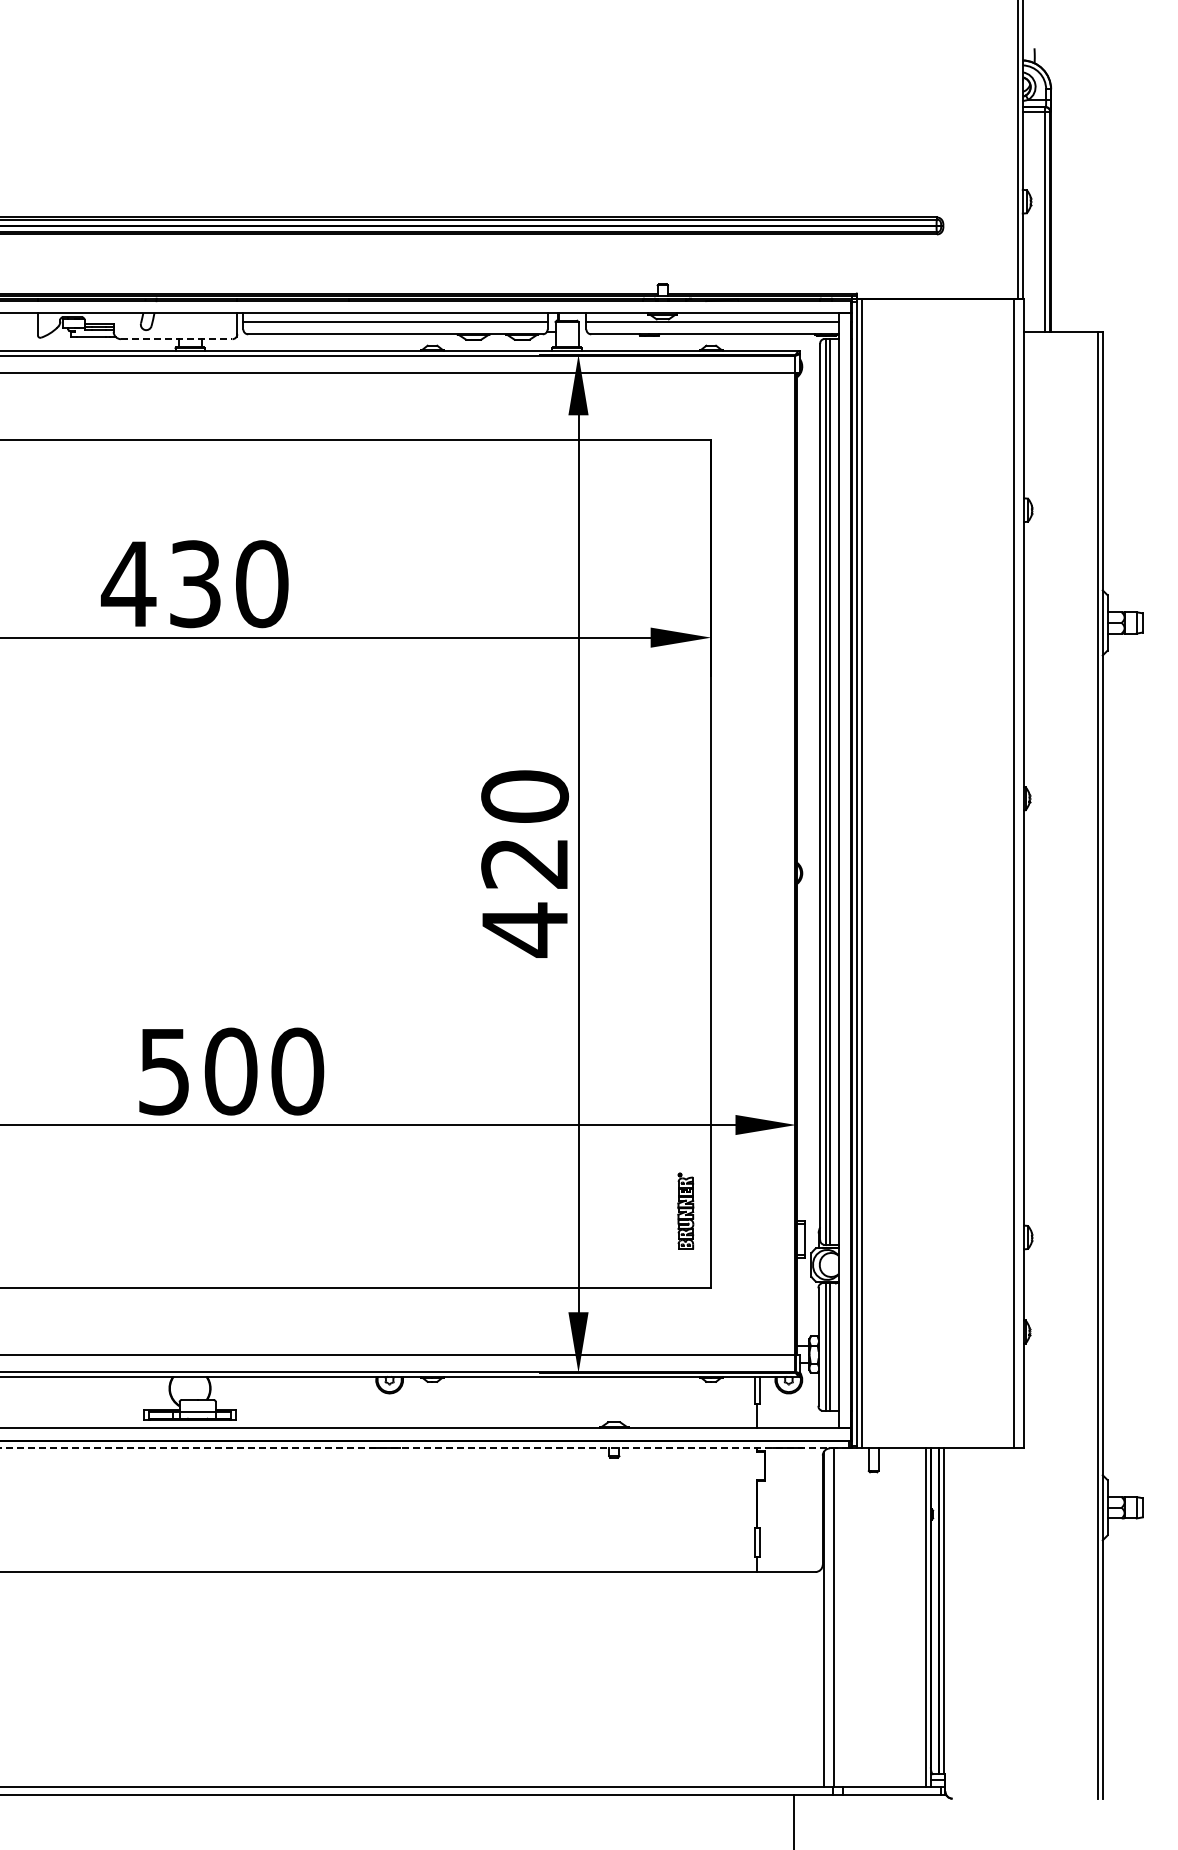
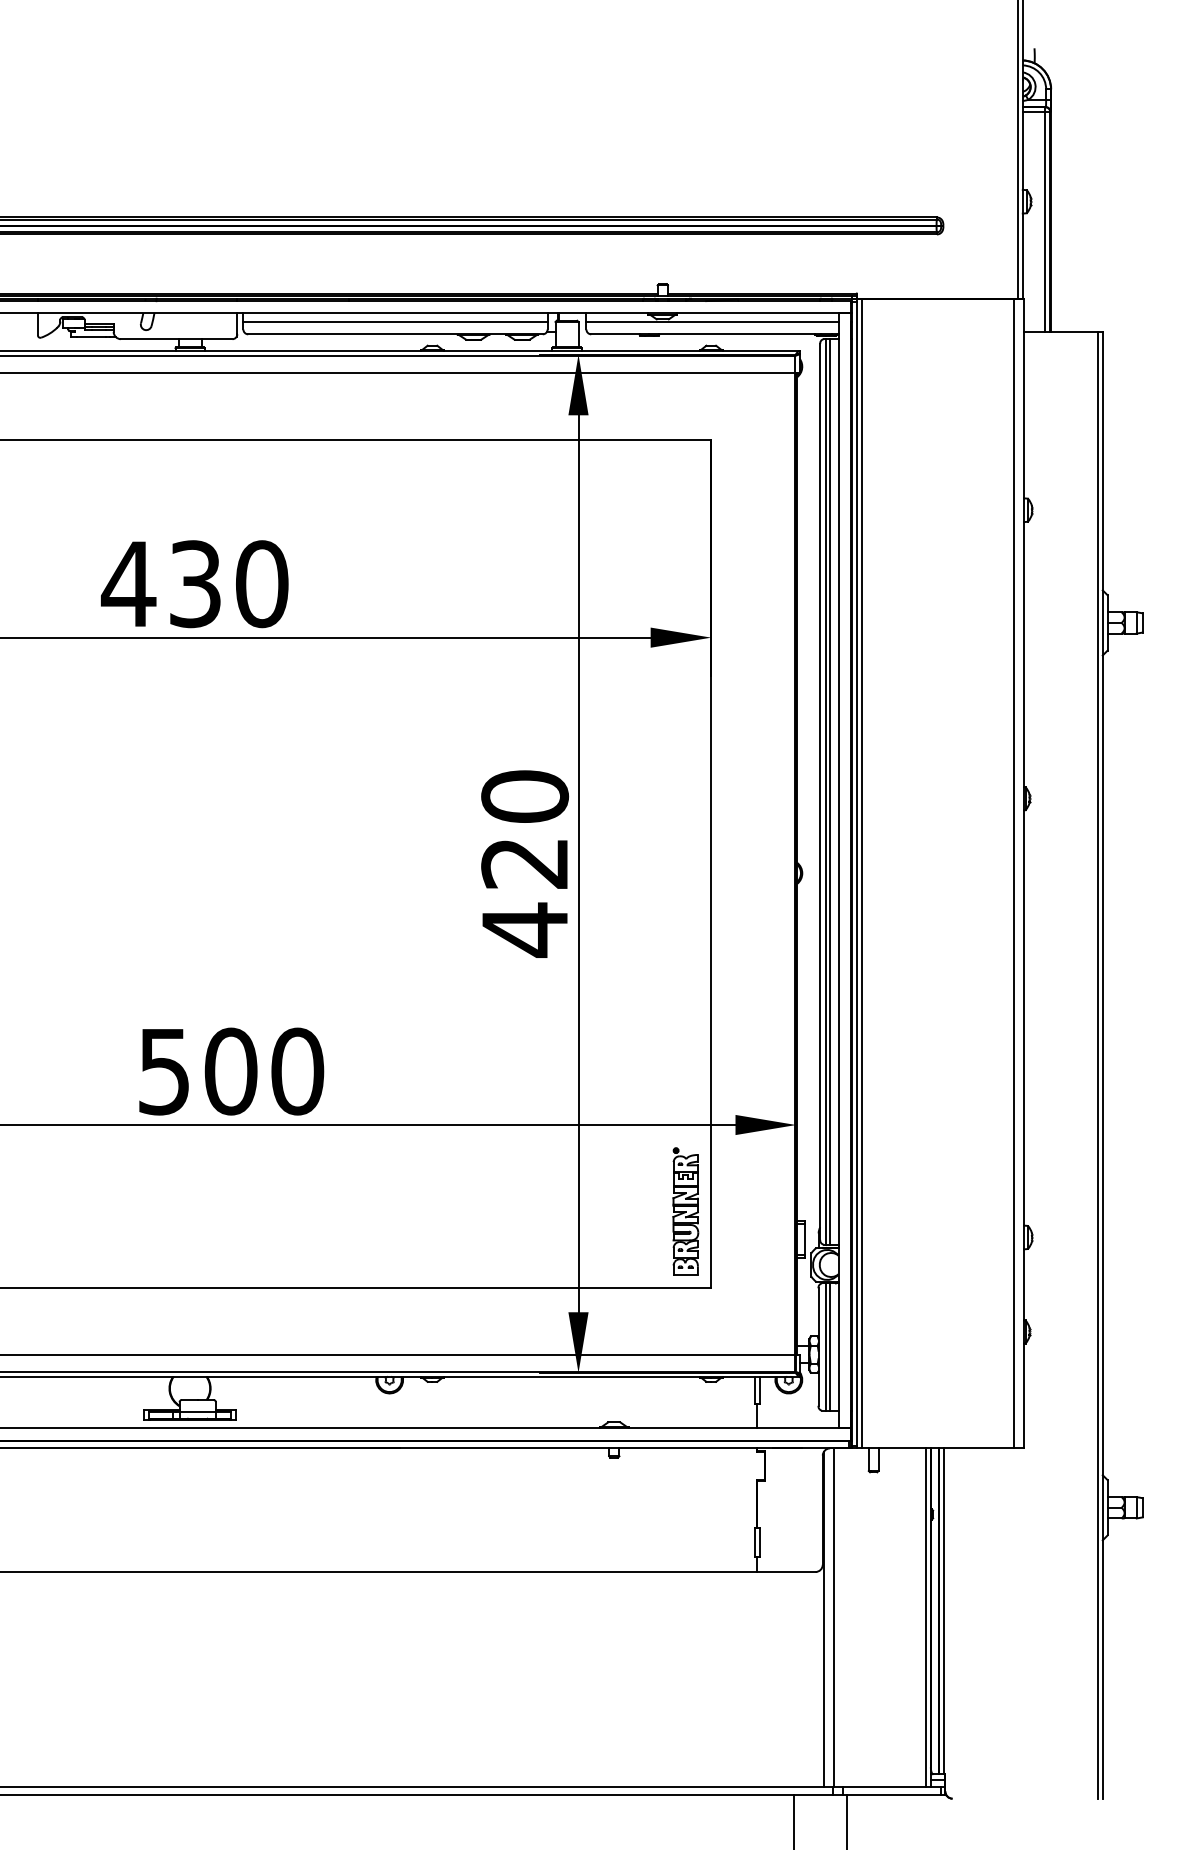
line: dashed -> solid (176, 339)
part size: 18x78 px -> 28x129 px (685, 1211)
line: dashed -> solid (423, 1448)
line: none -> present (847, 1820)
